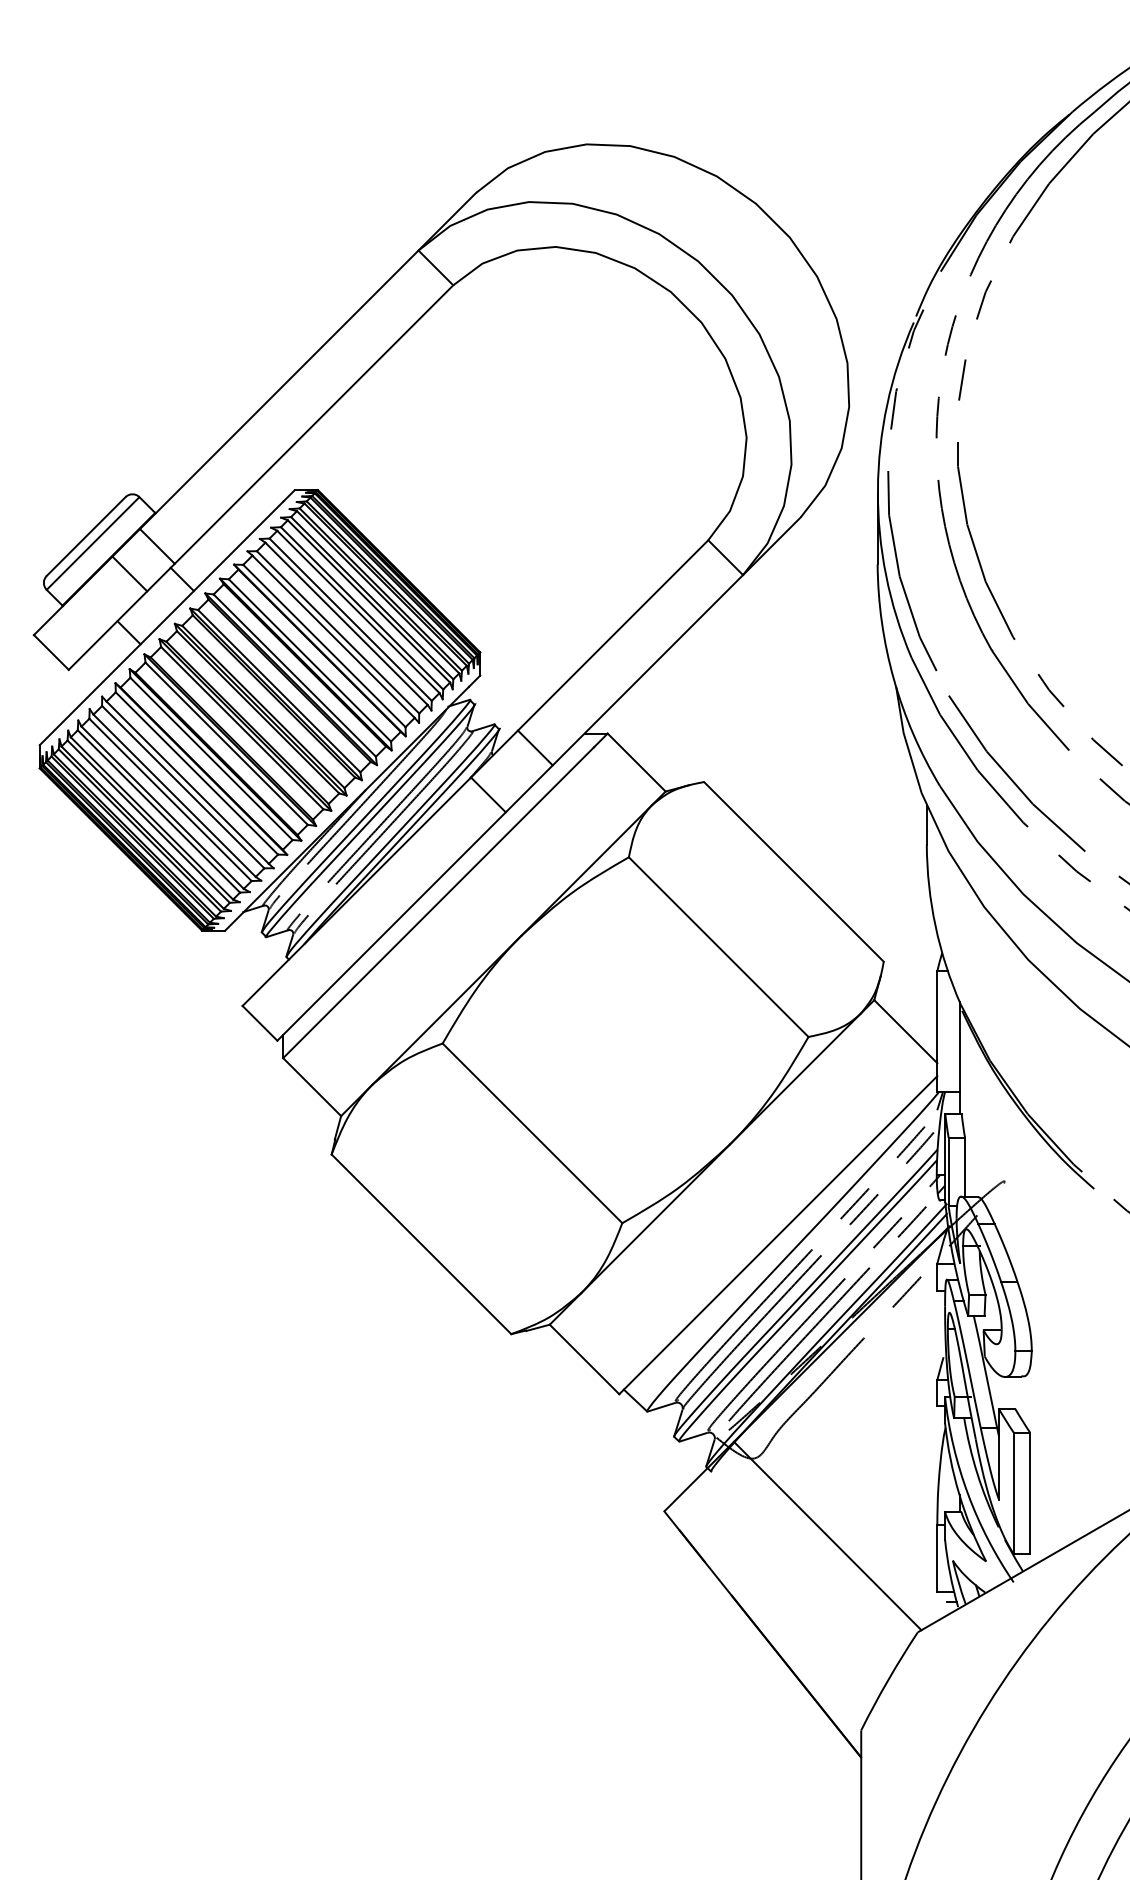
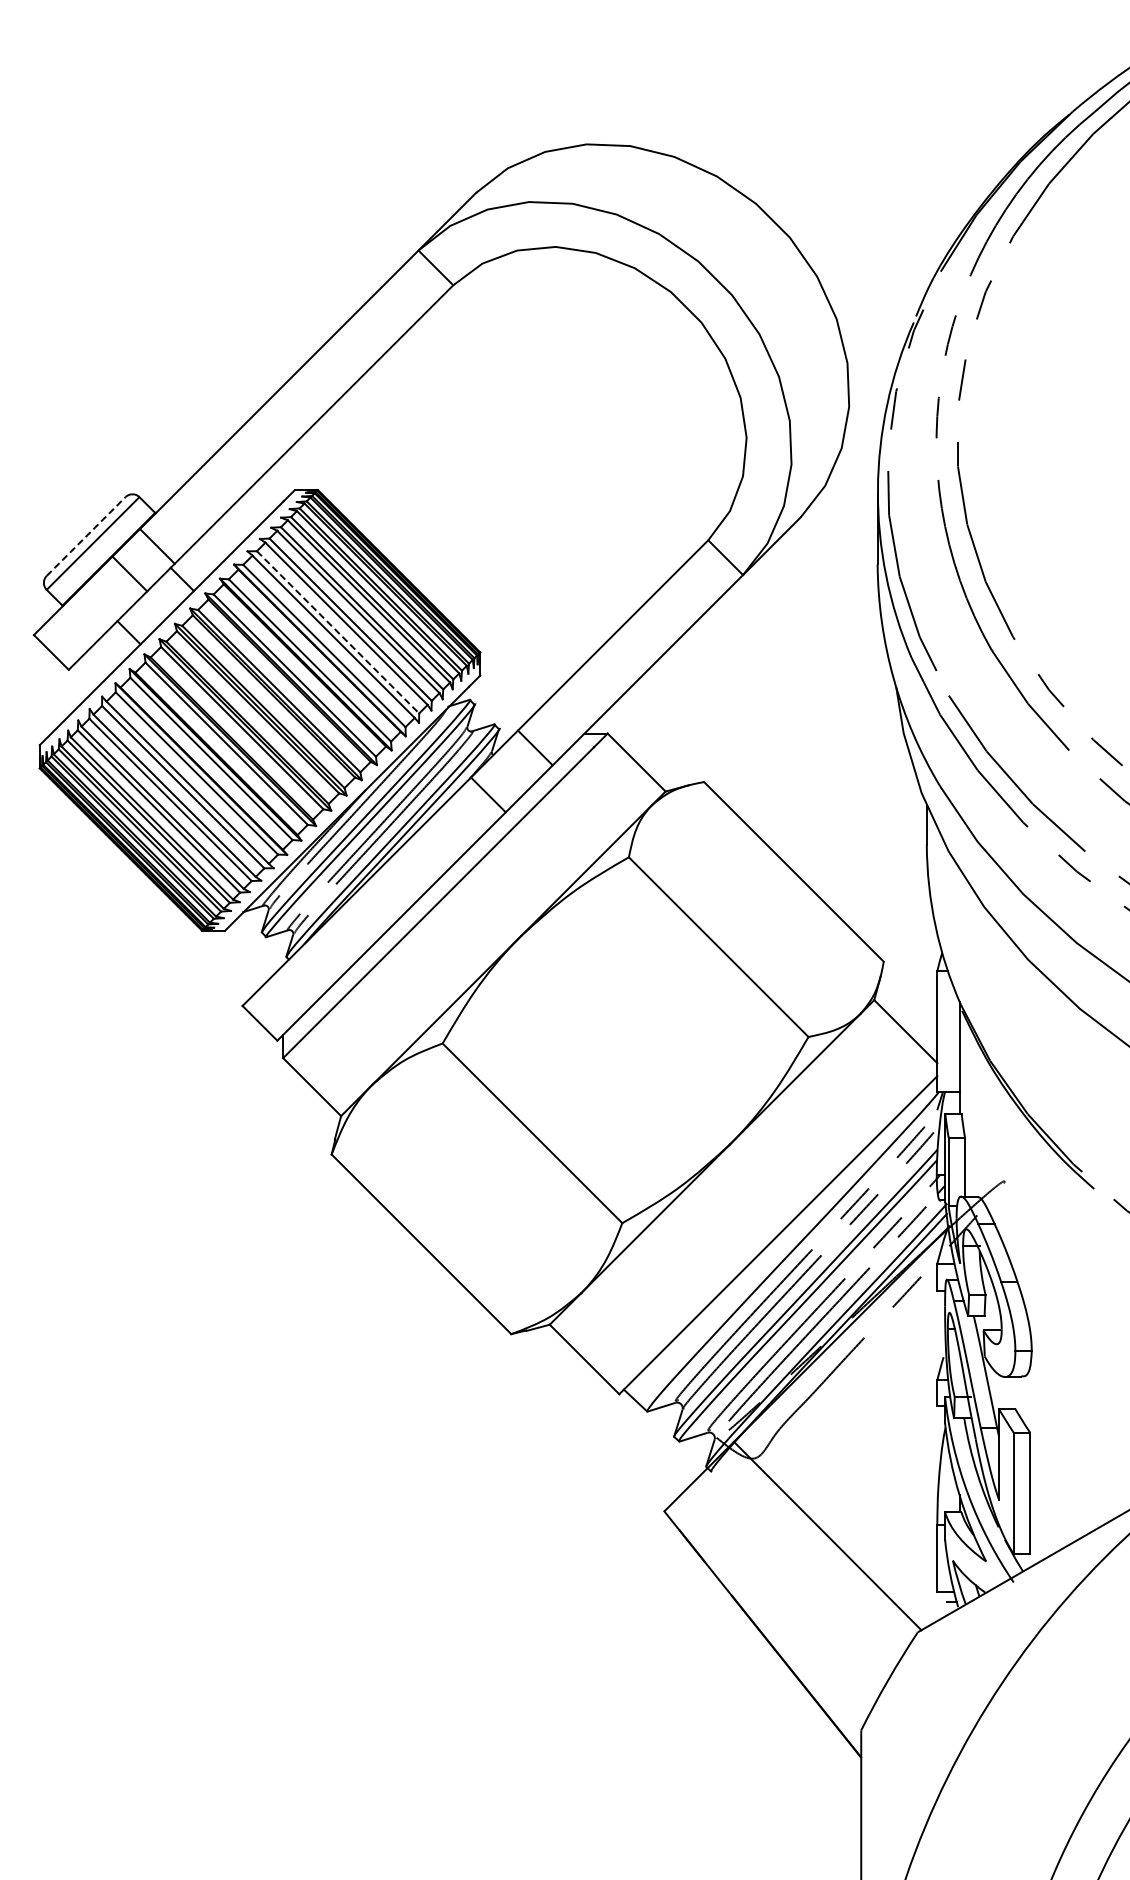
line: solid -> dashed (86, 536)
line: solid -> dashed (338, 632)
